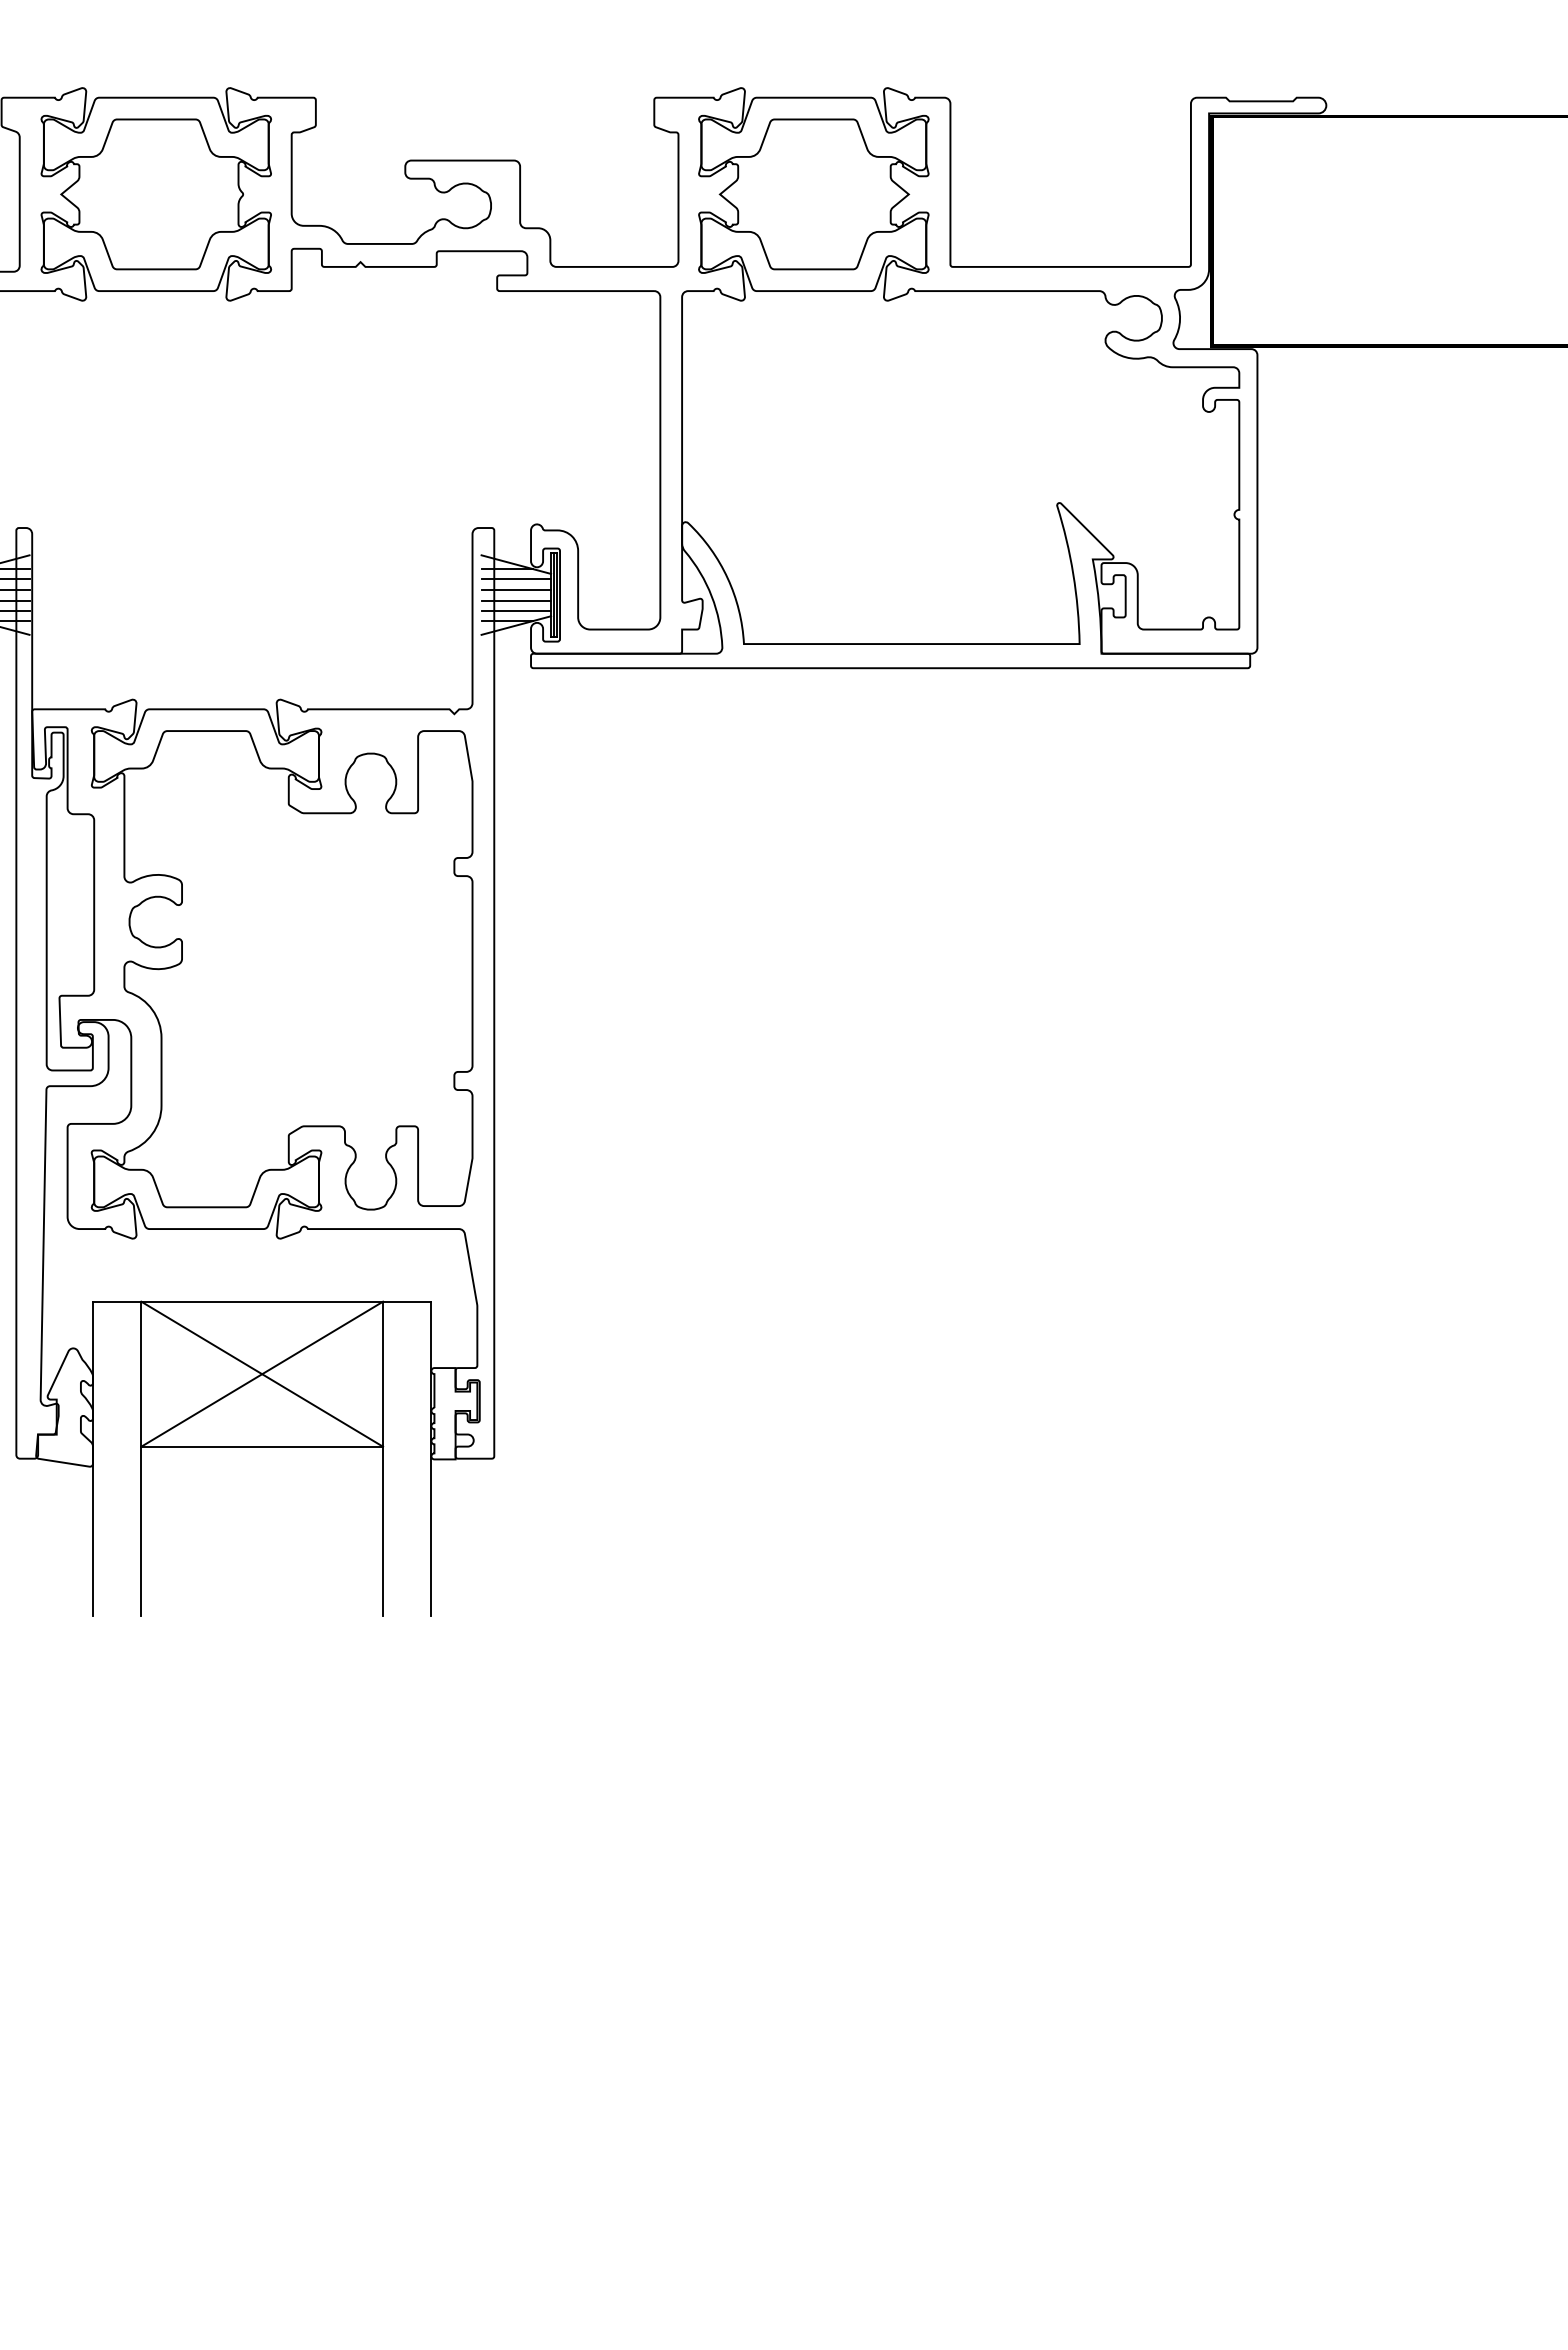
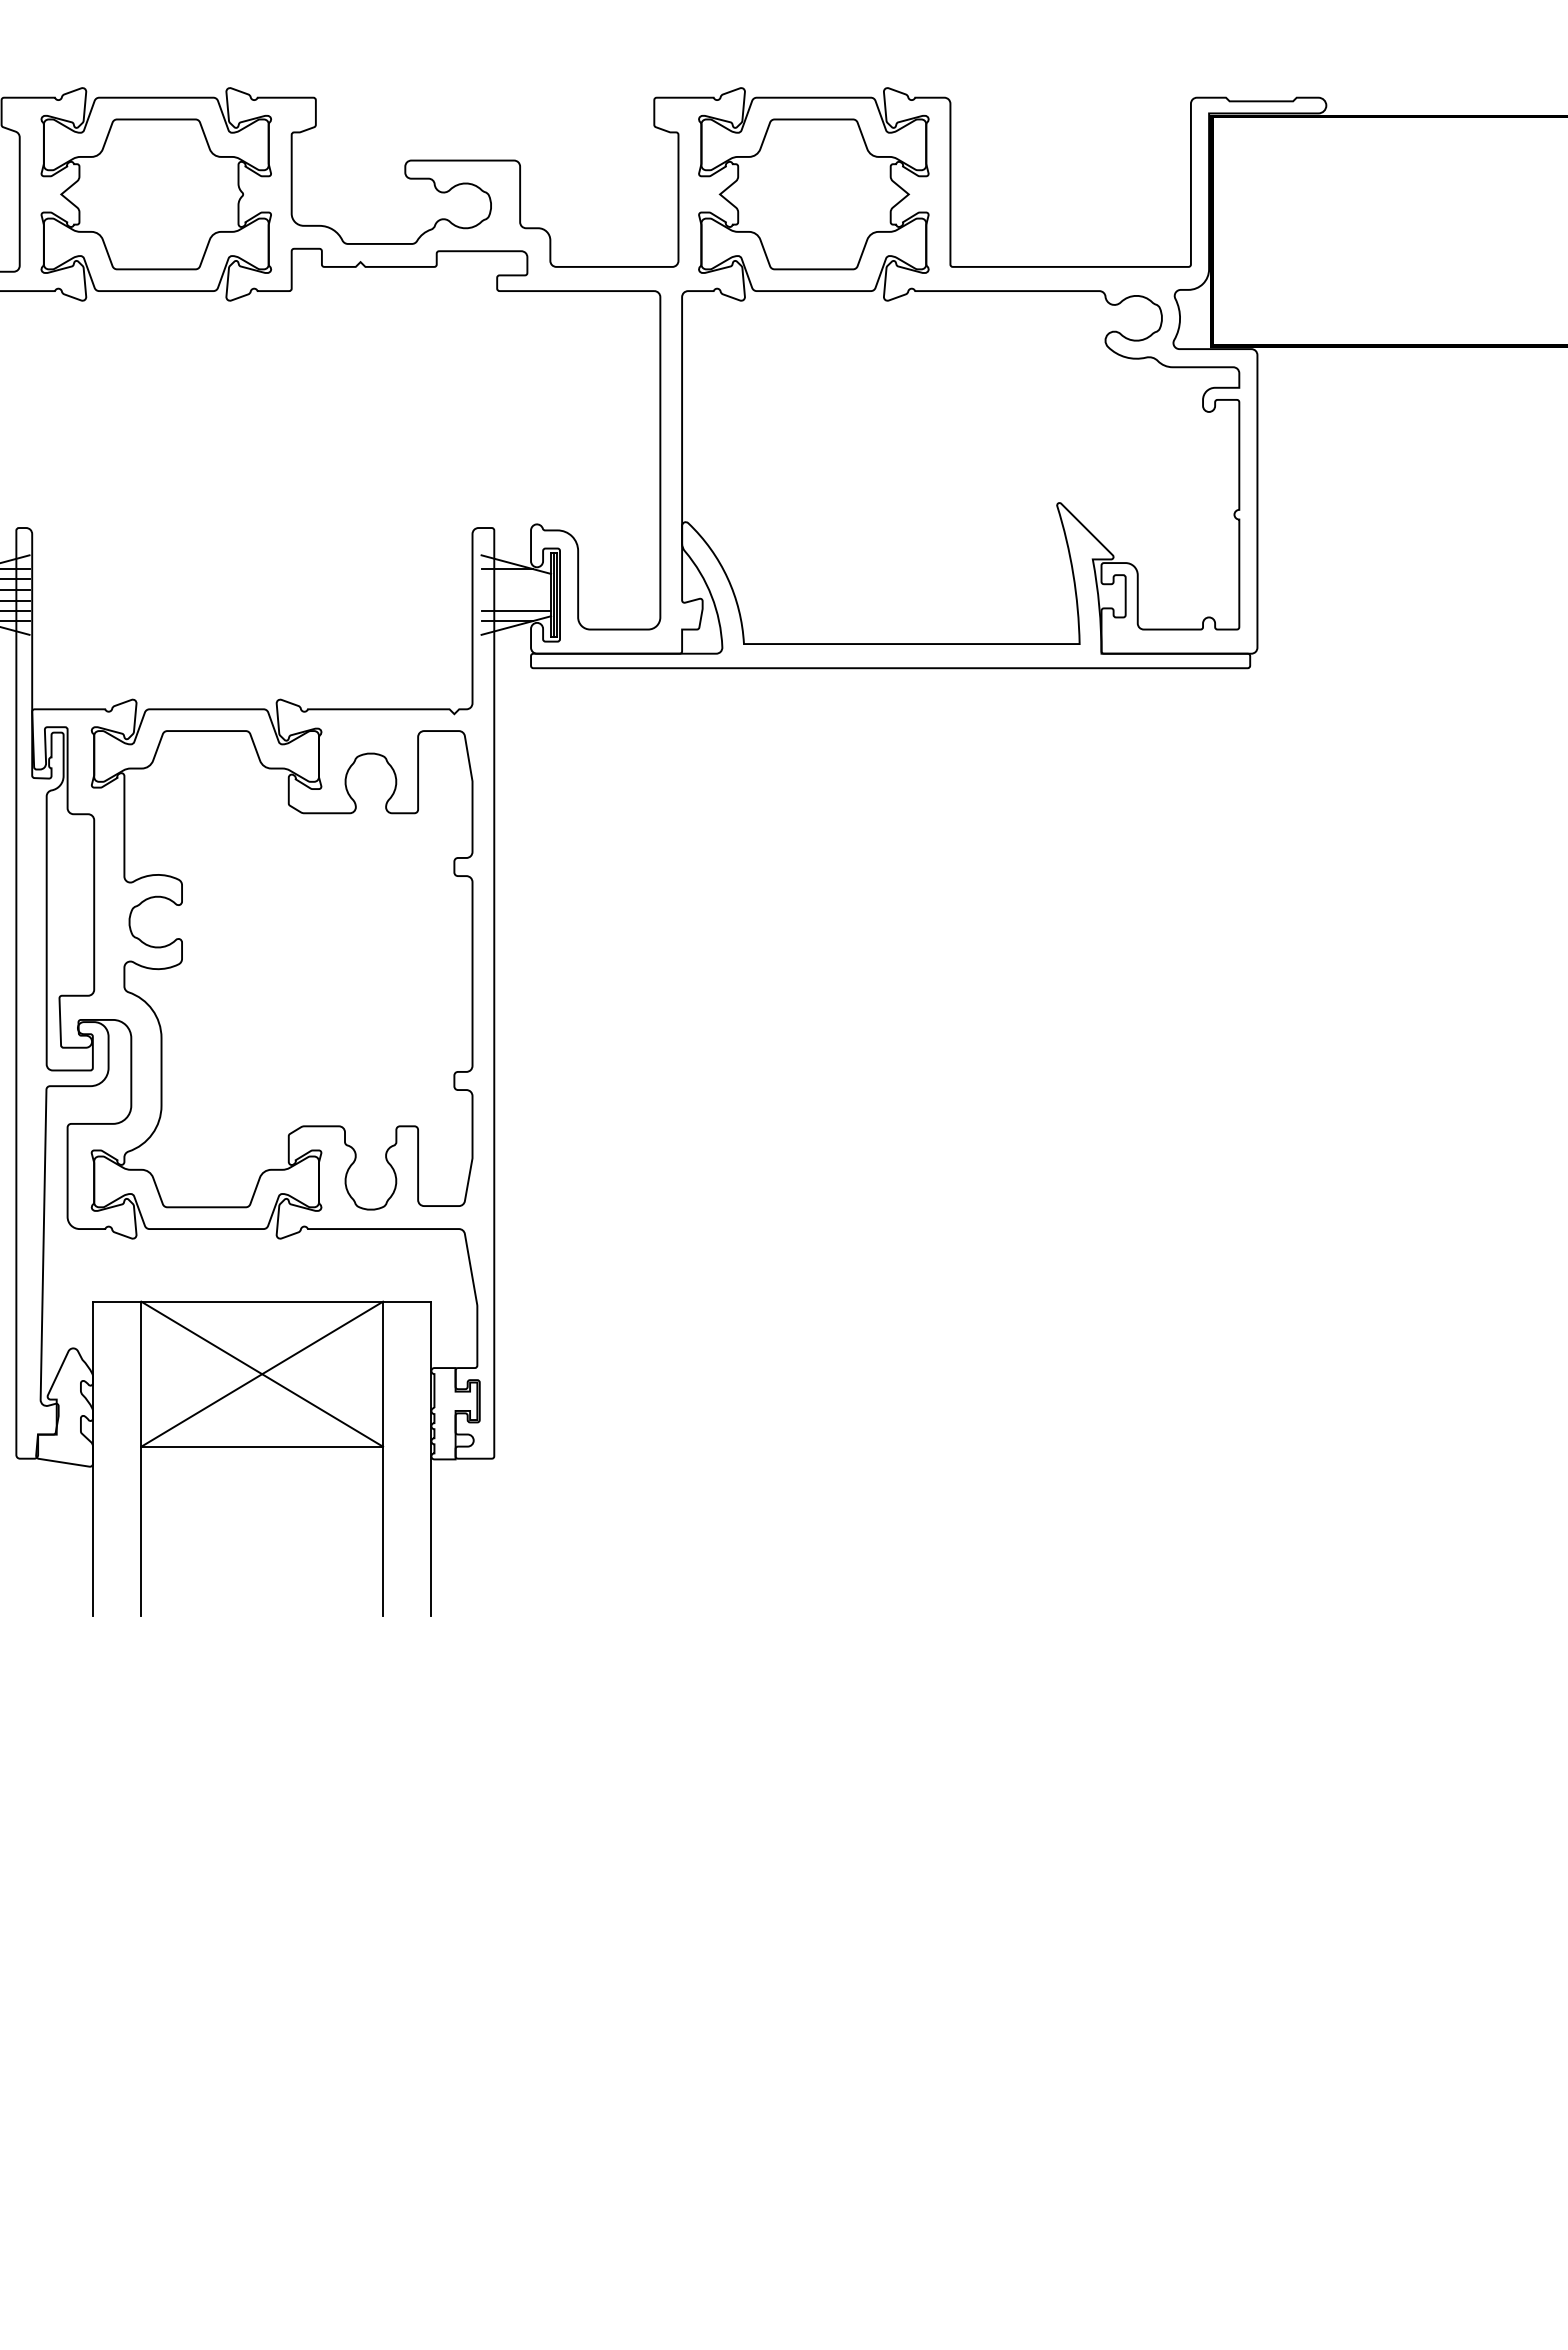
line: present -> none (516, 579)
line: present -> none (516, 589)
line: present -> none (516, 600)
